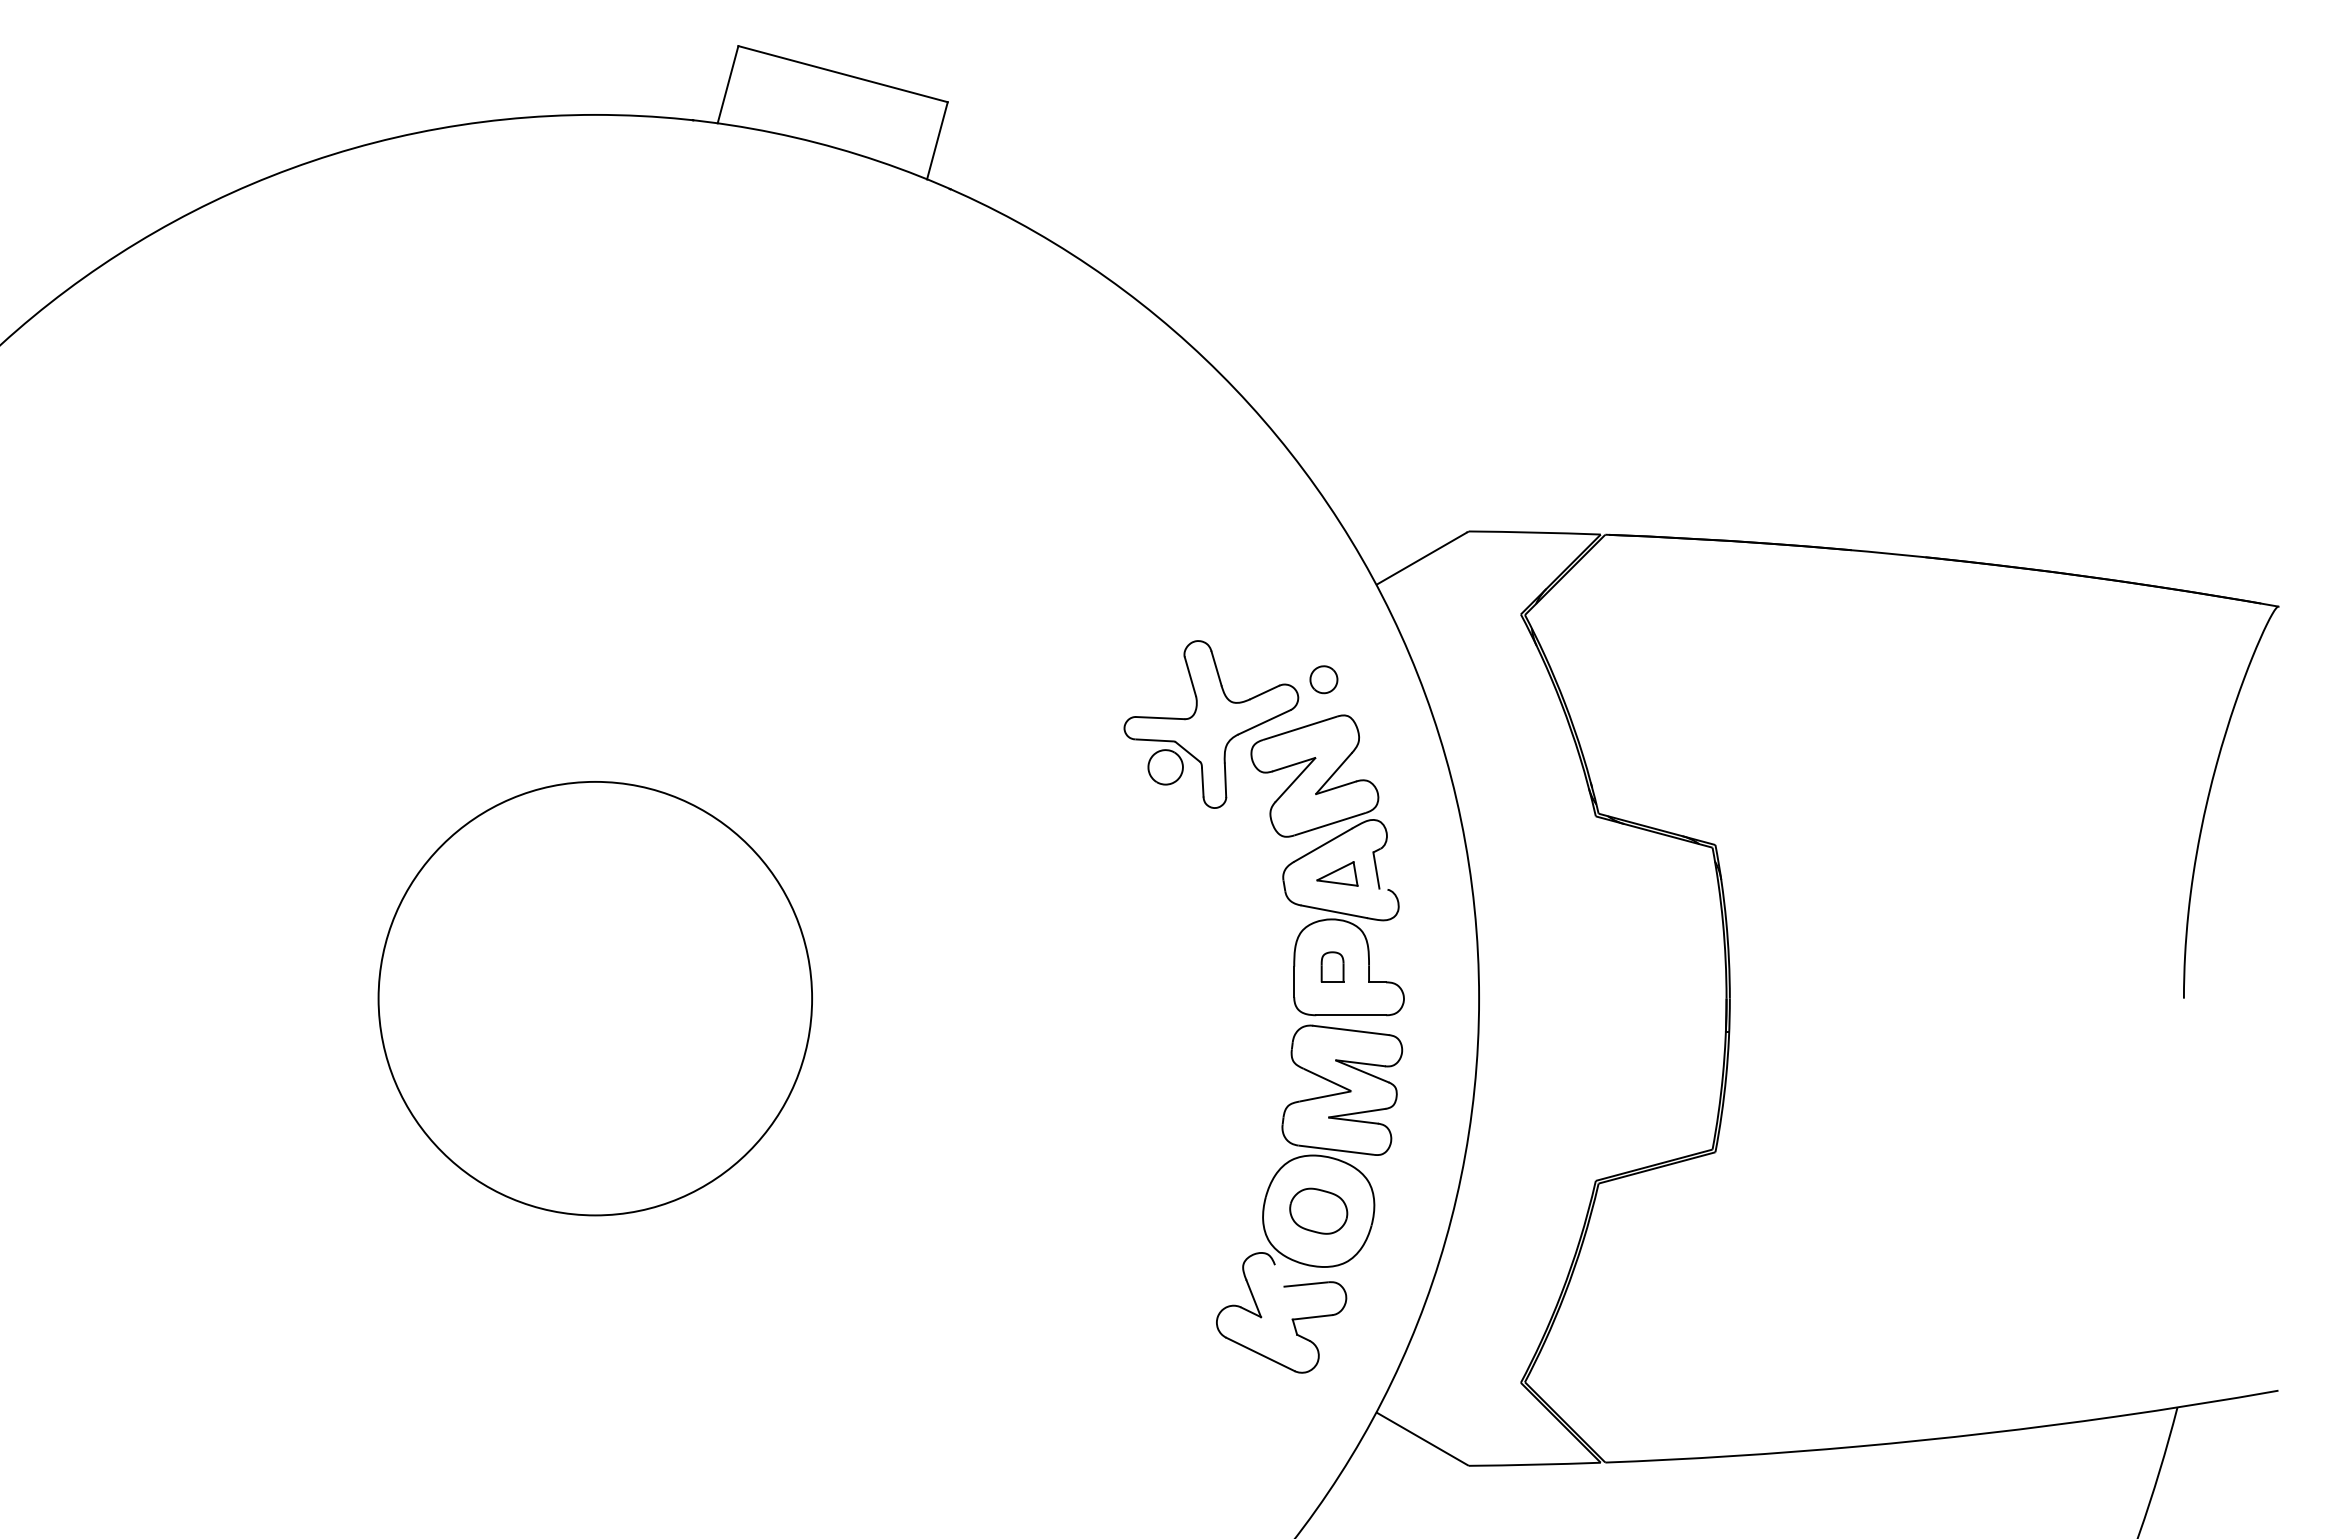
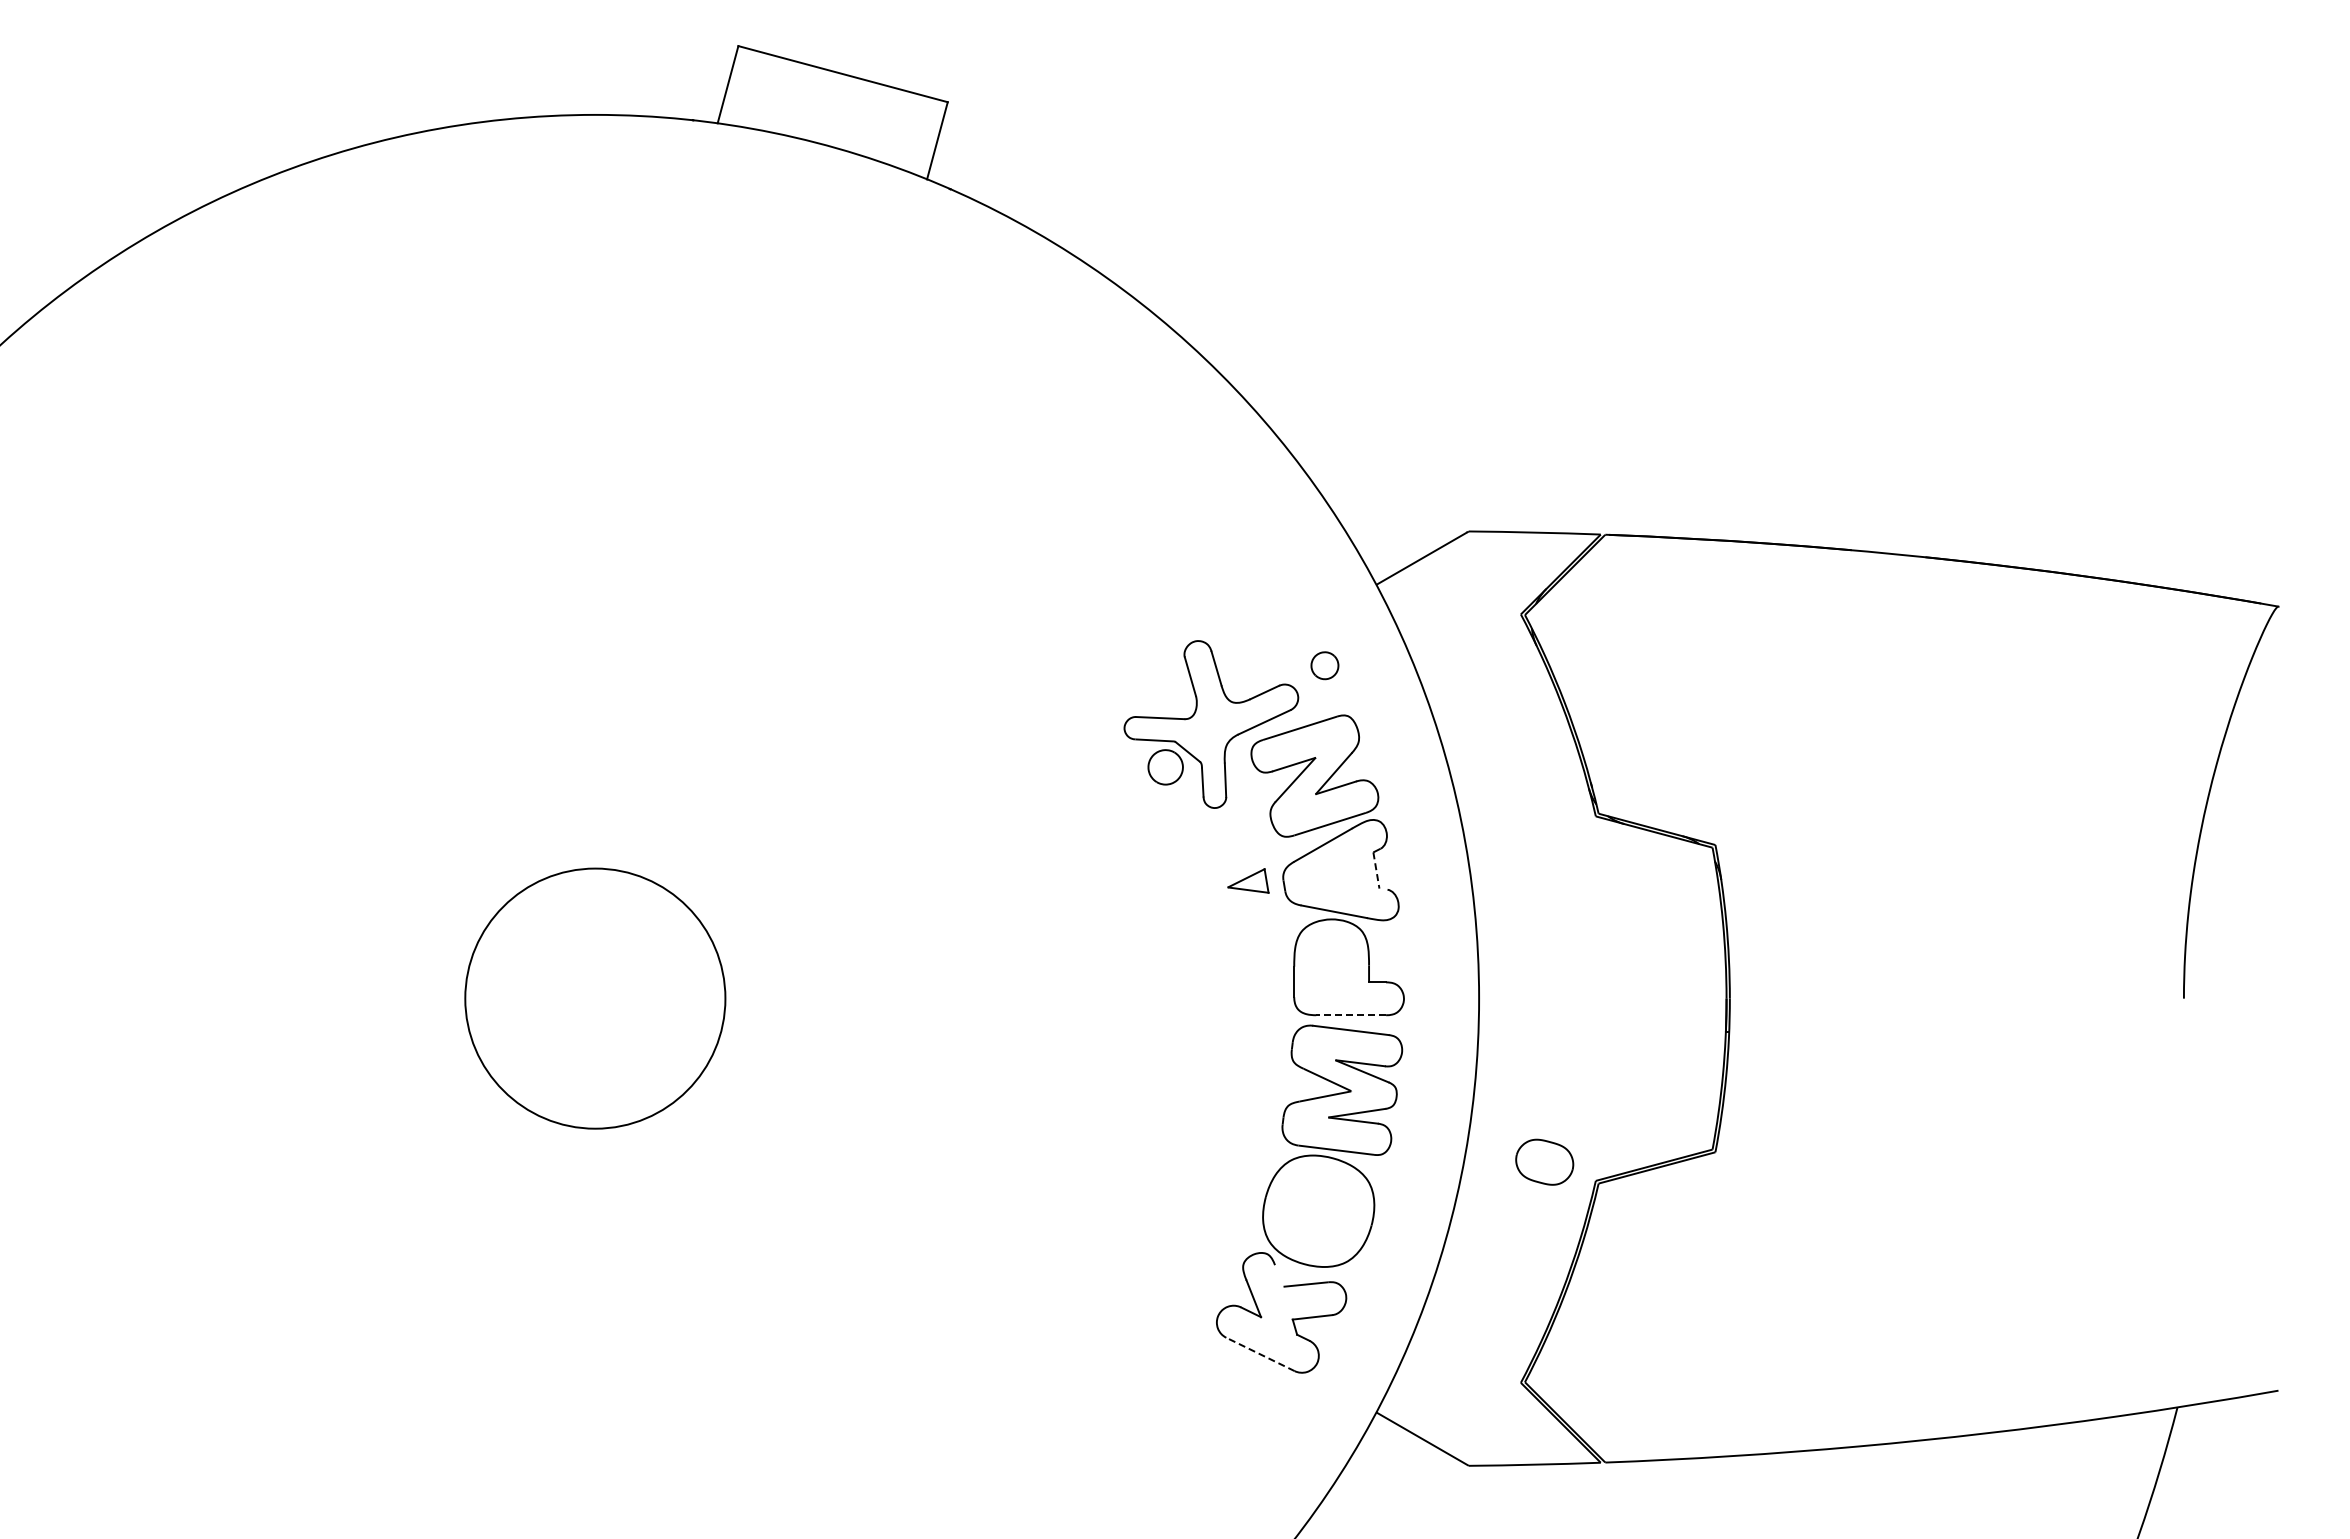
part position: (1323, 679) -> (1324, 665) (1324, 665)
line: solid -> dashed (1376, 871)
part position: (1337, 873) -> (1248, 880) (1248, 880)
part: present -> none (1332, 966)
circle diameter: 434 px -> 260 px (595, 998)
line: solid -> dashed (1351, 1015)
part position: (1318, 1210) -> (1544, 1161) (1544, 1161)
line: solid -> dashed (1260, 1354)
